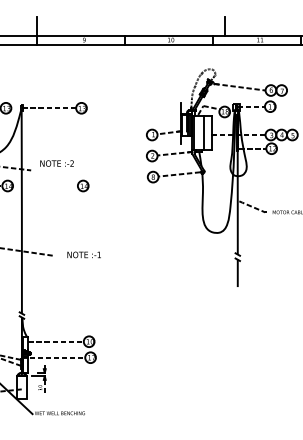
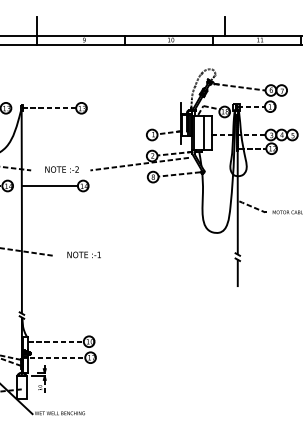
text position: (56, 163) -> (61, 169) (61, 169)
line: none -> present (139, 163)
line: none -> present (49, 186)
